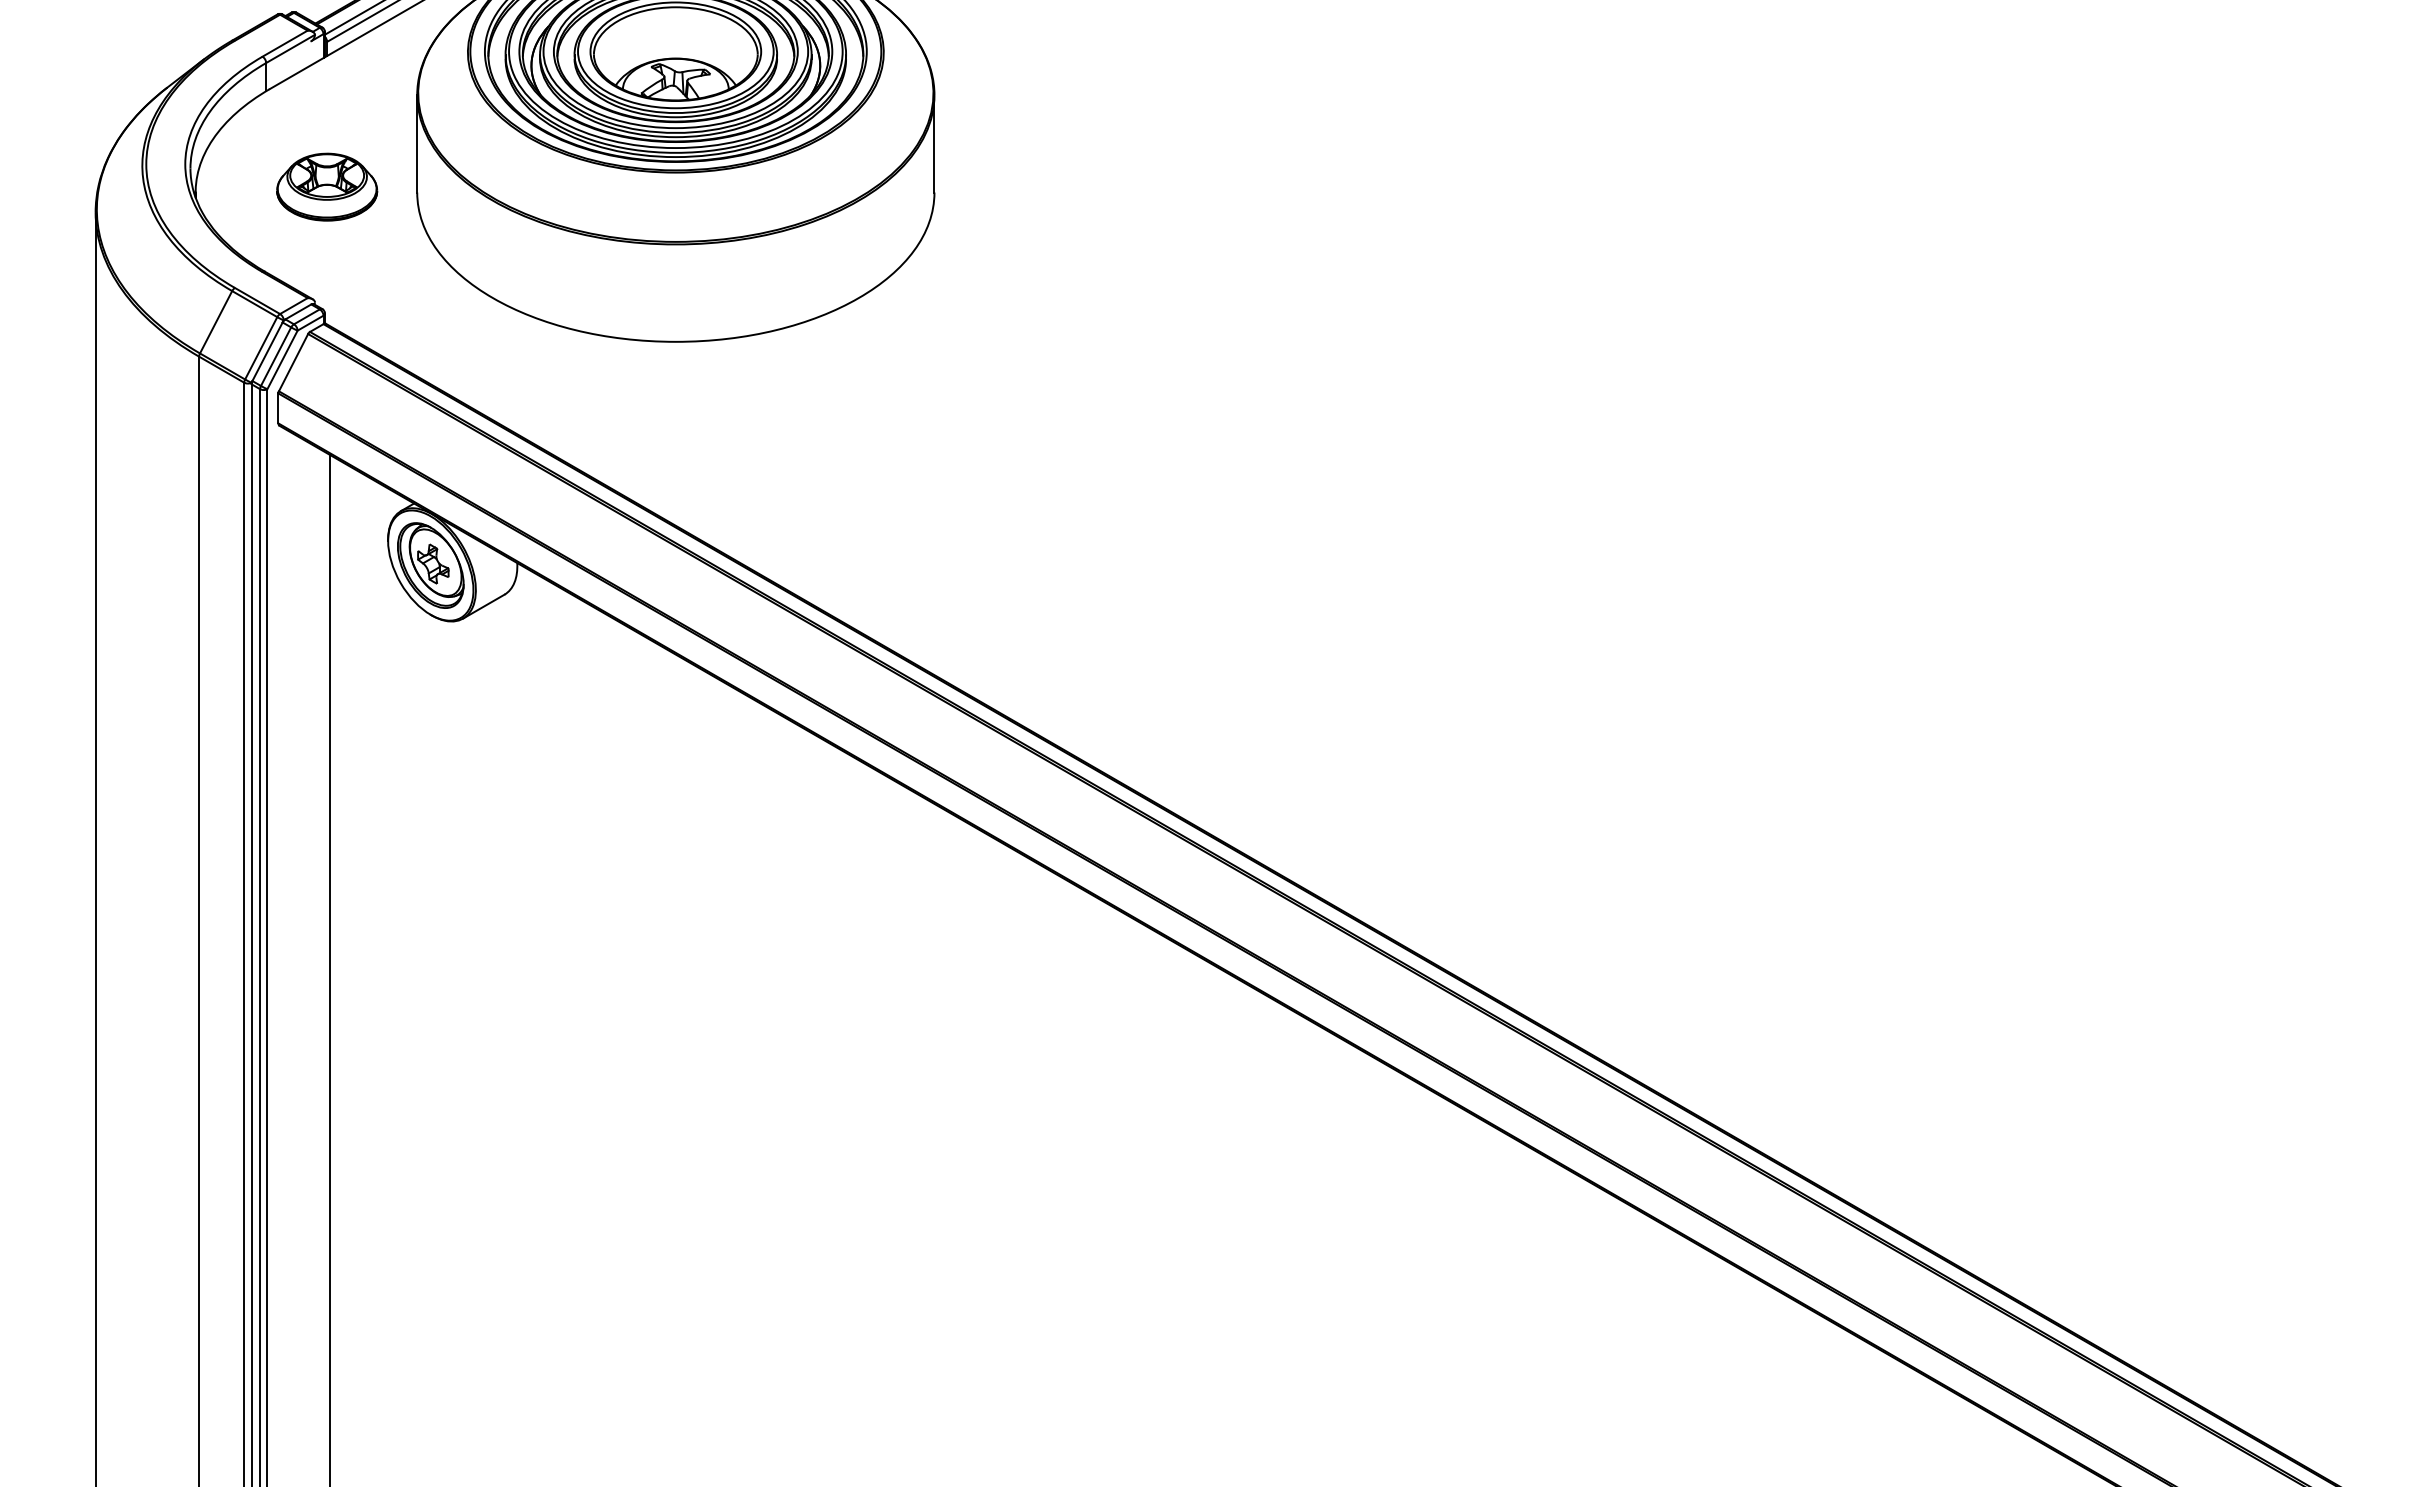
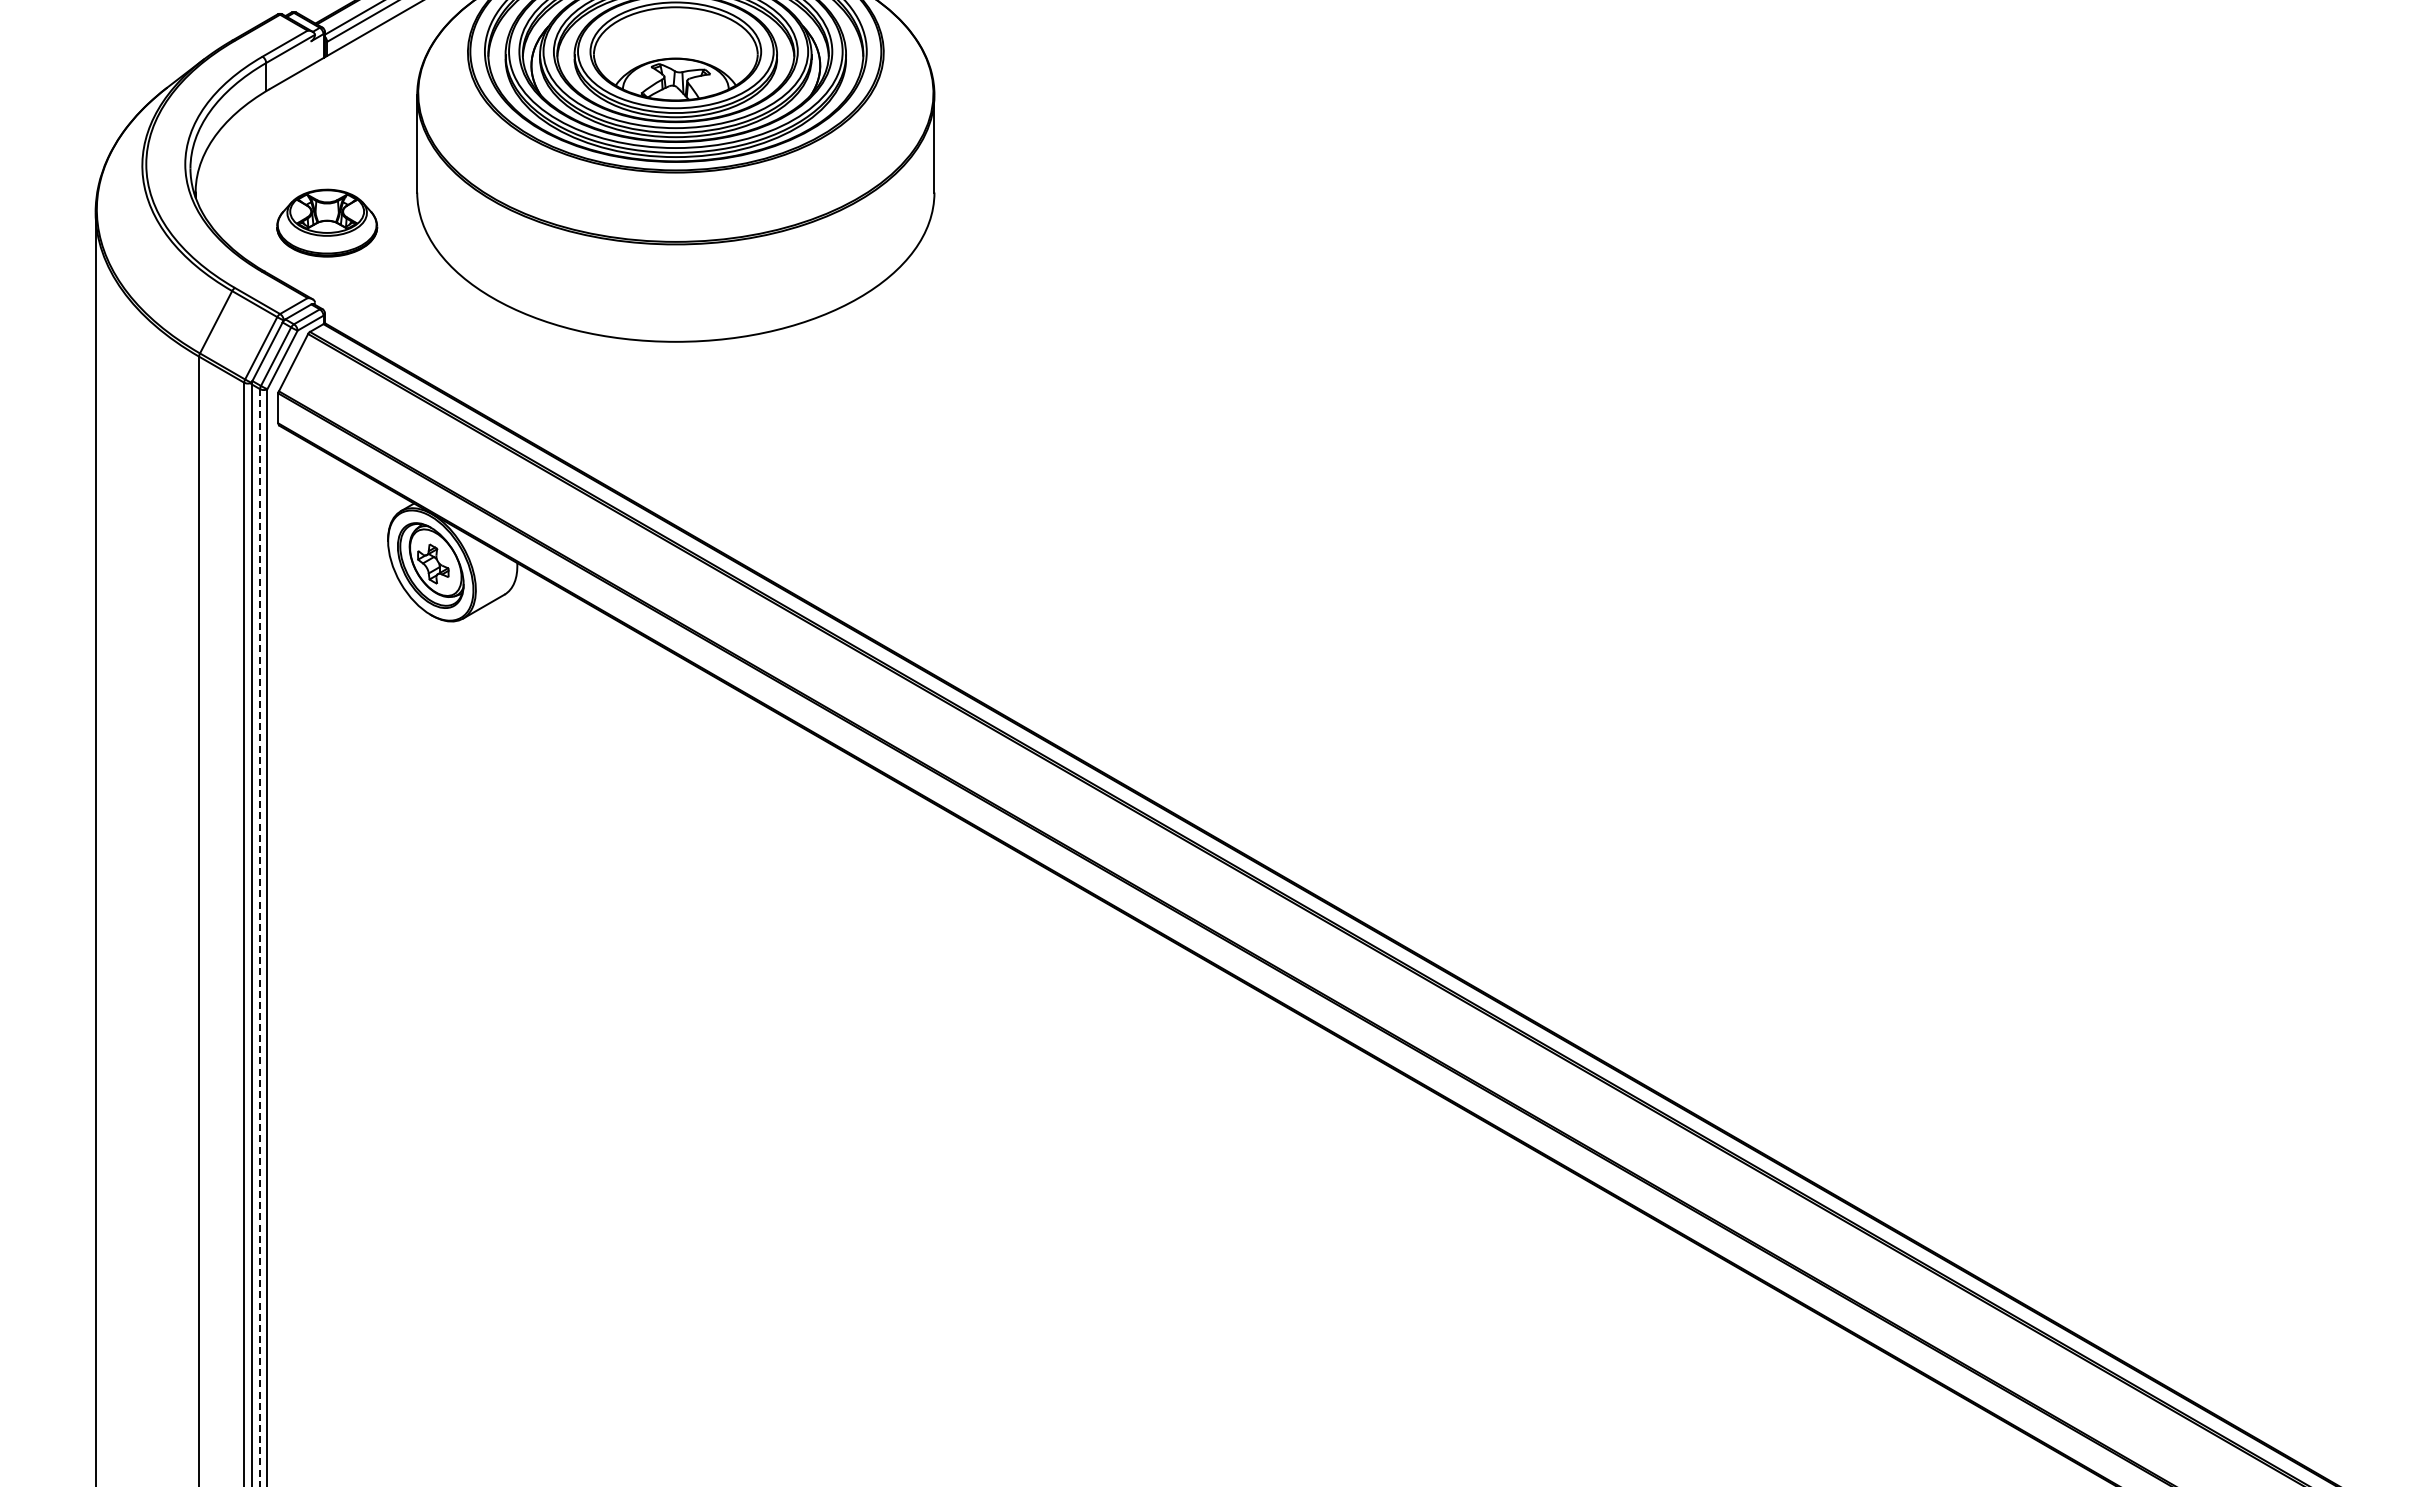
part position: (327, 186) -> (327, 222) (327, 222)
line: solid -> dashed (260, 938)
line: present -> none (330, 969)
